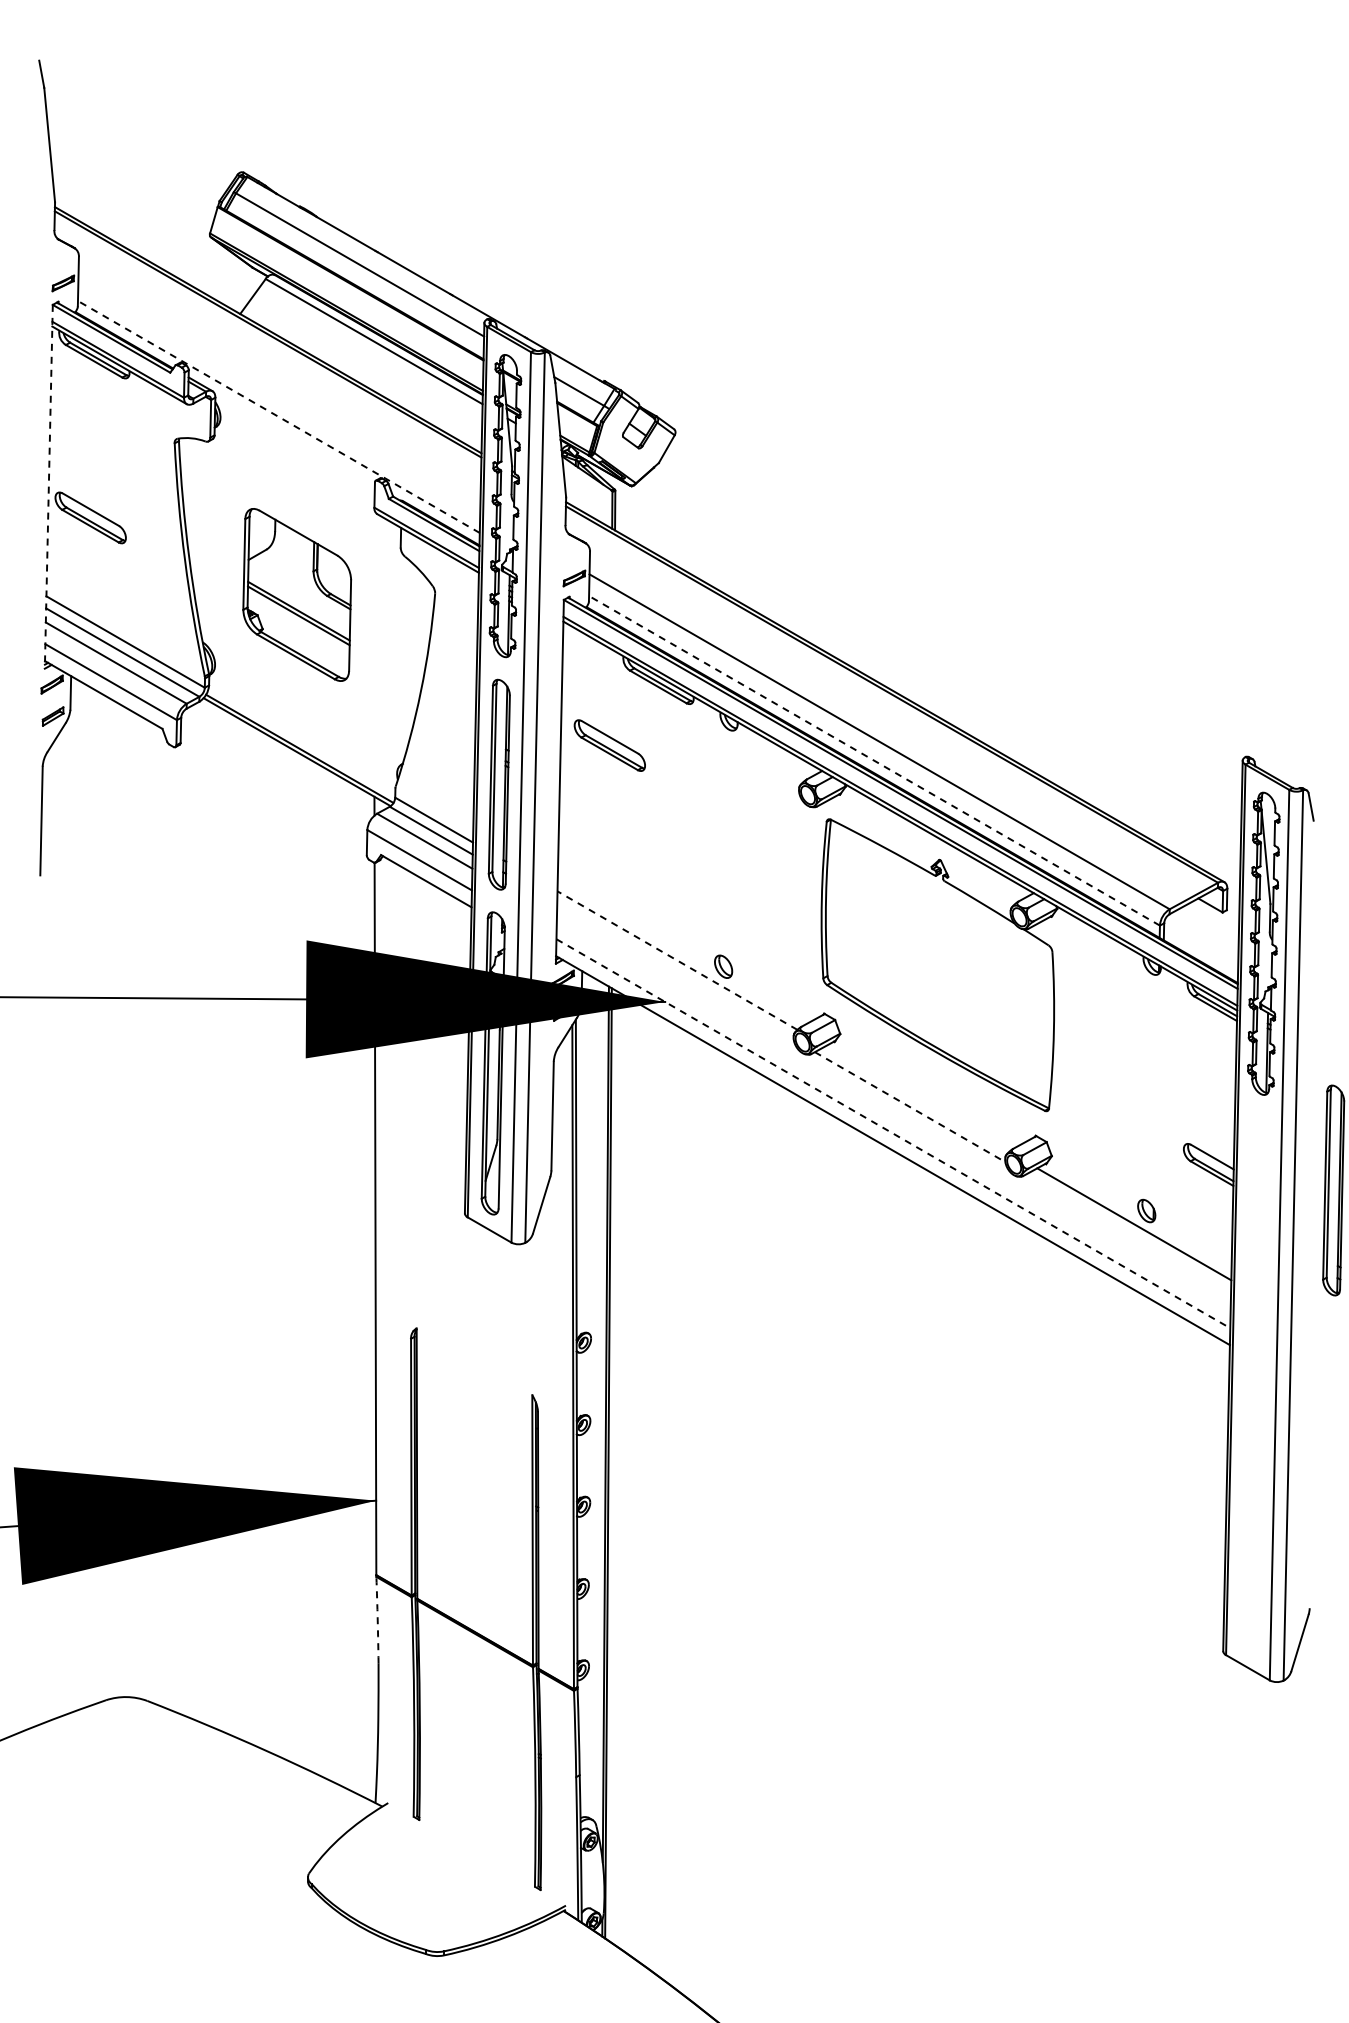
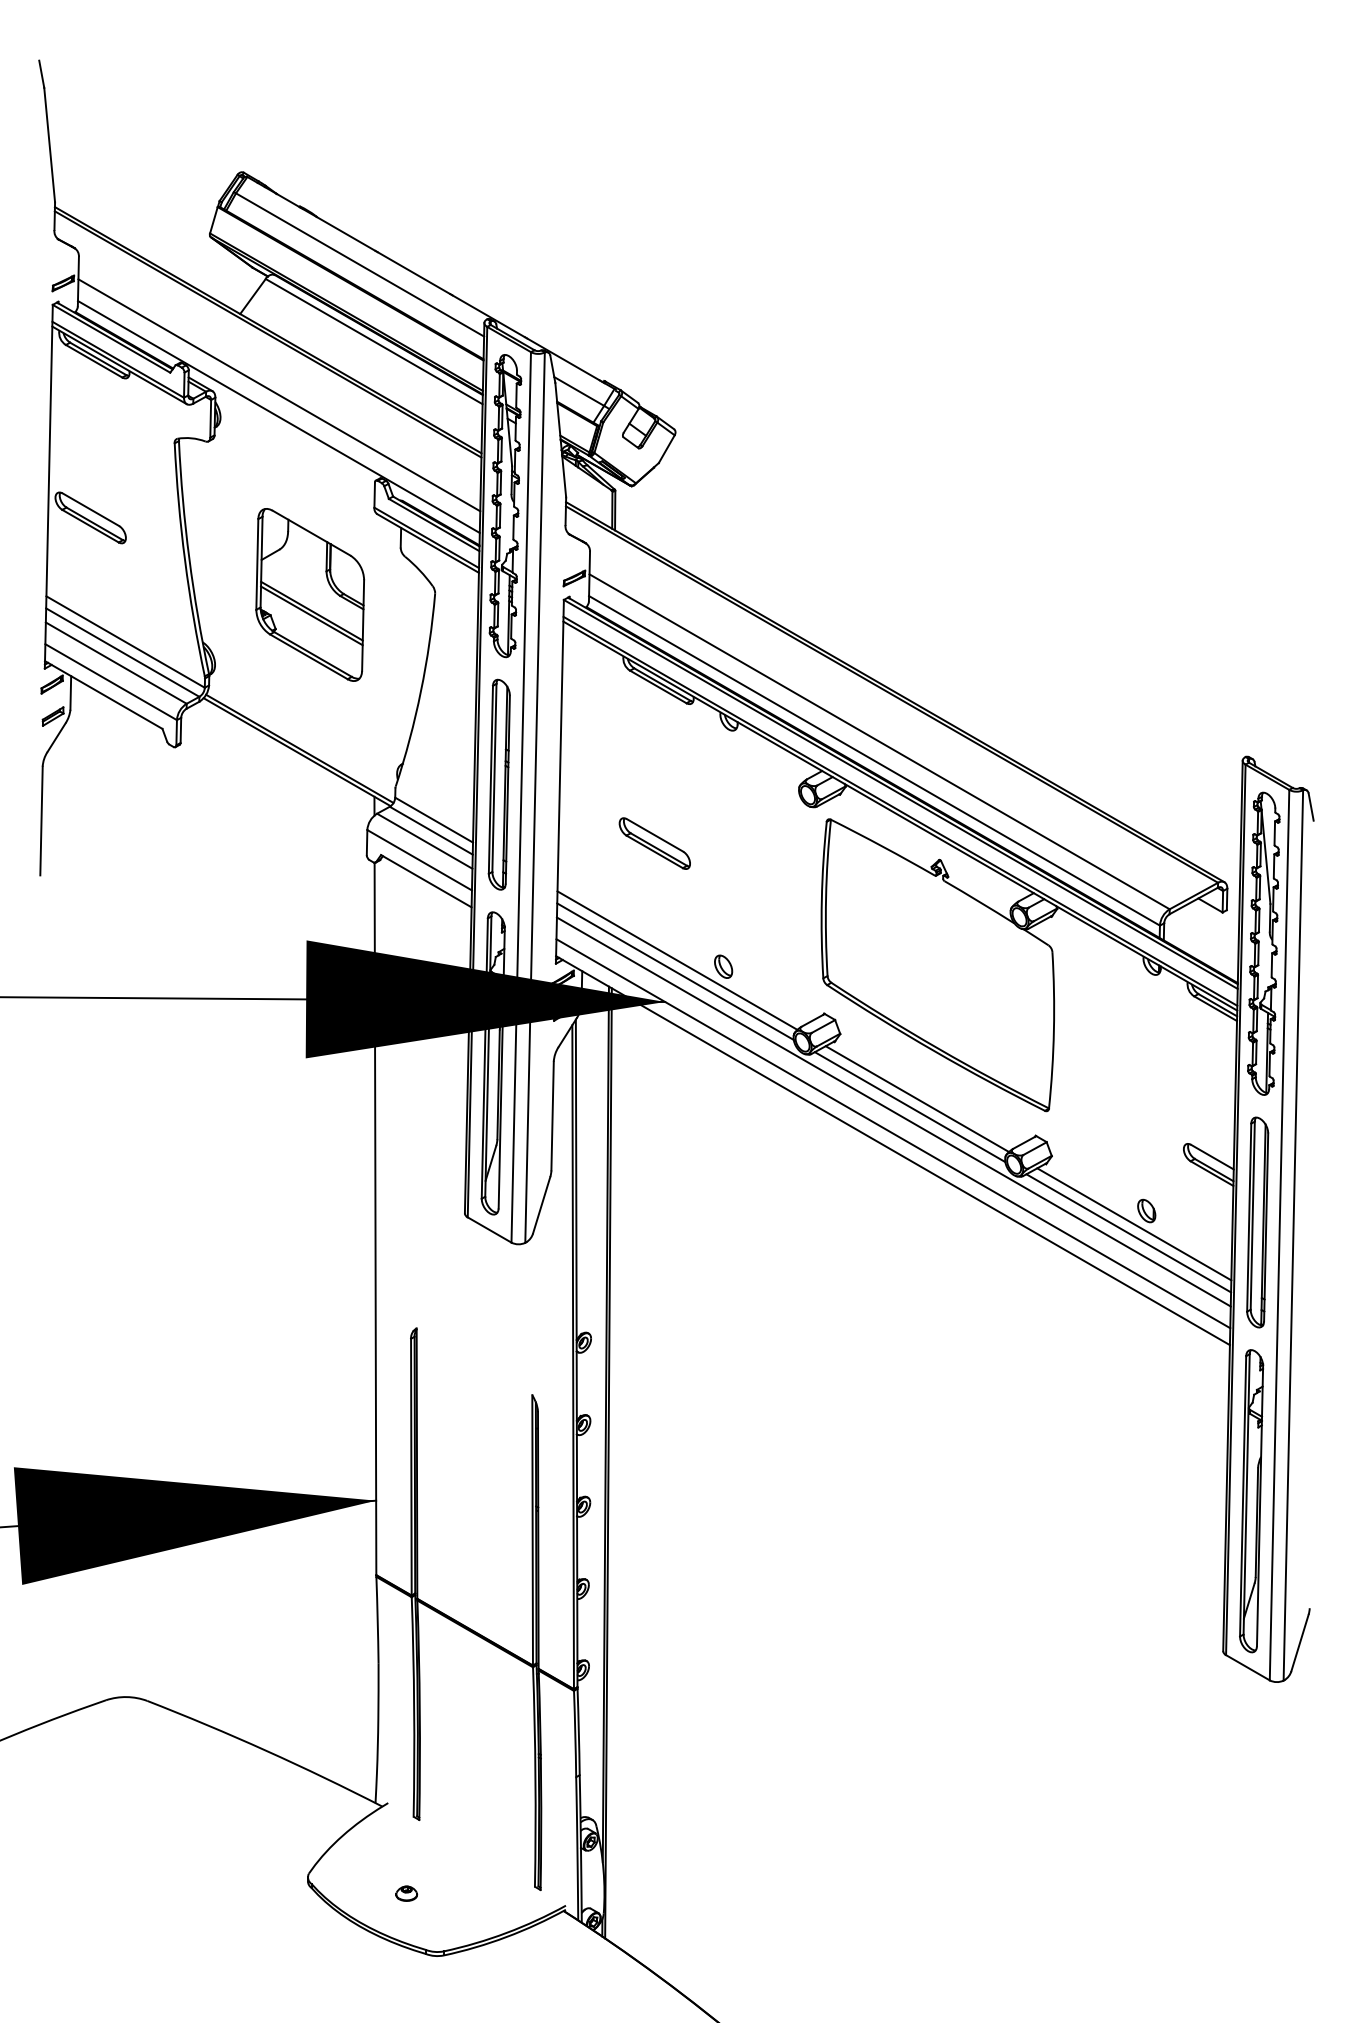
line: none -> present (279, 395)
line: dashed -> solid (278, 417)
line: dashed -> solid (48, 486)
part position: (297, 594) -> (310, 594) (310, 594)
part position: (609, 745) -> (654, 843) (654, 843)
line: dashed -> solid (874, 760)
line: dashed -> solid (677, 960)
line: none -> present (675, 971)
line: none -> present (917, 1099)
line: dashed -> solid (910, 1107)
line: none -> present (893, 1111)
line: dashed -> solid (893, 1133)
part position: (1333, 1190) -> (1257, 1222) (1257, 1222)
line: none -> present (1128, 1233)
part: none -> present (1251, 1501)
arc: dashed -> solid (377, 1620)
part: none -> present (406, 1893)
